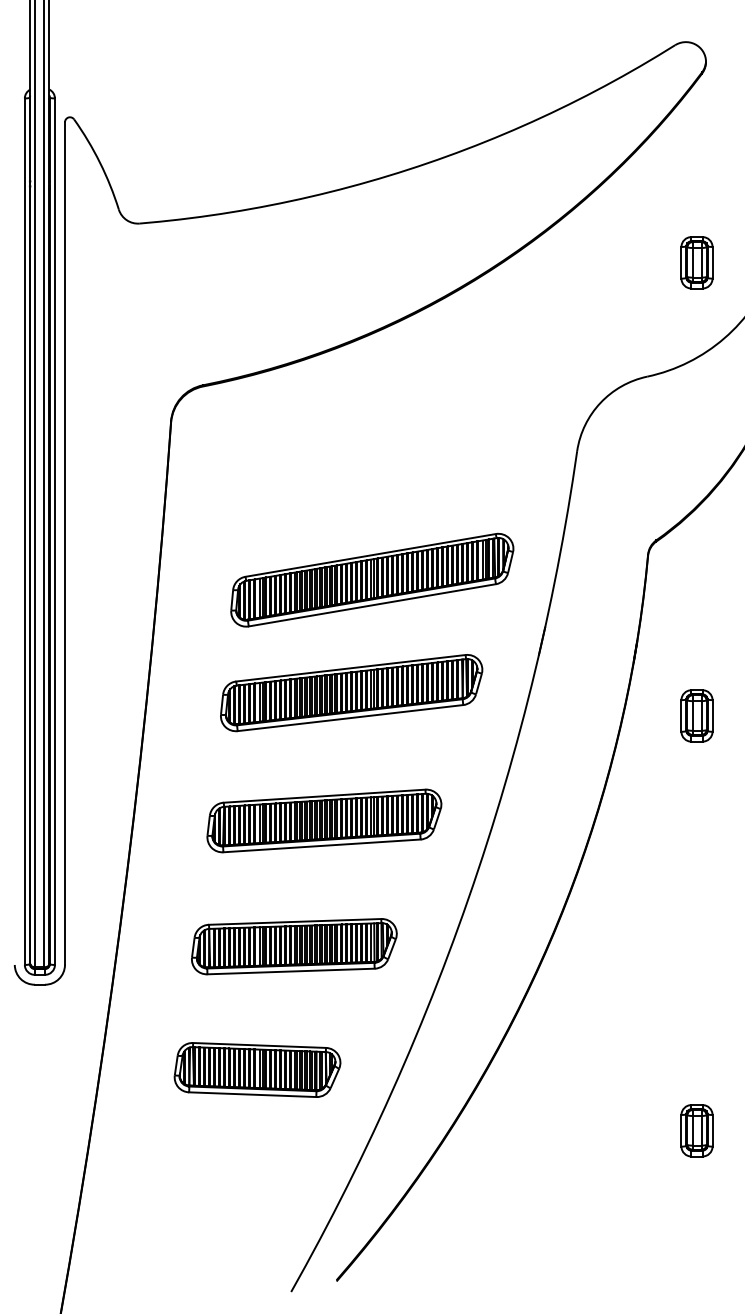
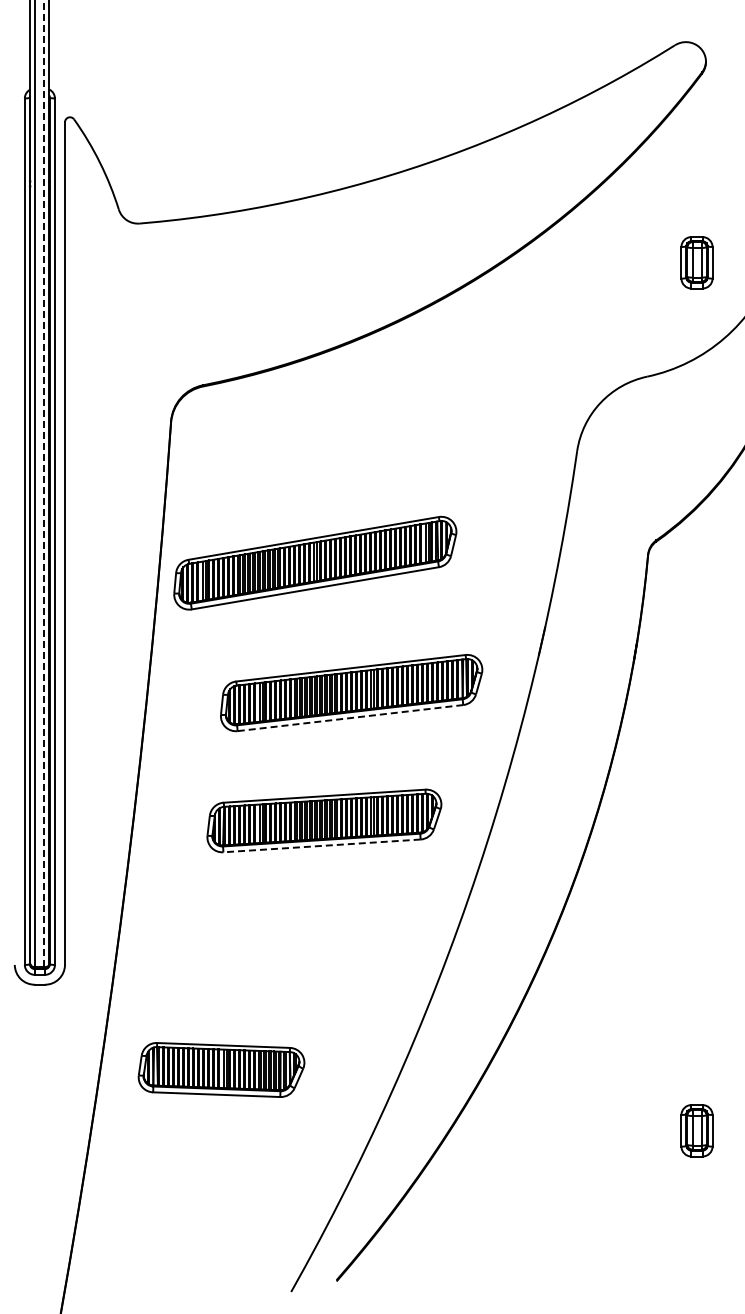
line: solid -> dashed (44, 483)
part position: (372, 579) -> (315, 562) (315, 562)
part: present -> none (696, 715)
line: solid -> dashed (350, 718)
line: solid -> dashed (322, 845)
part: present -> none (294, 946)
part position: (257, 1069) -> (221, 1069) (221, 1069)
